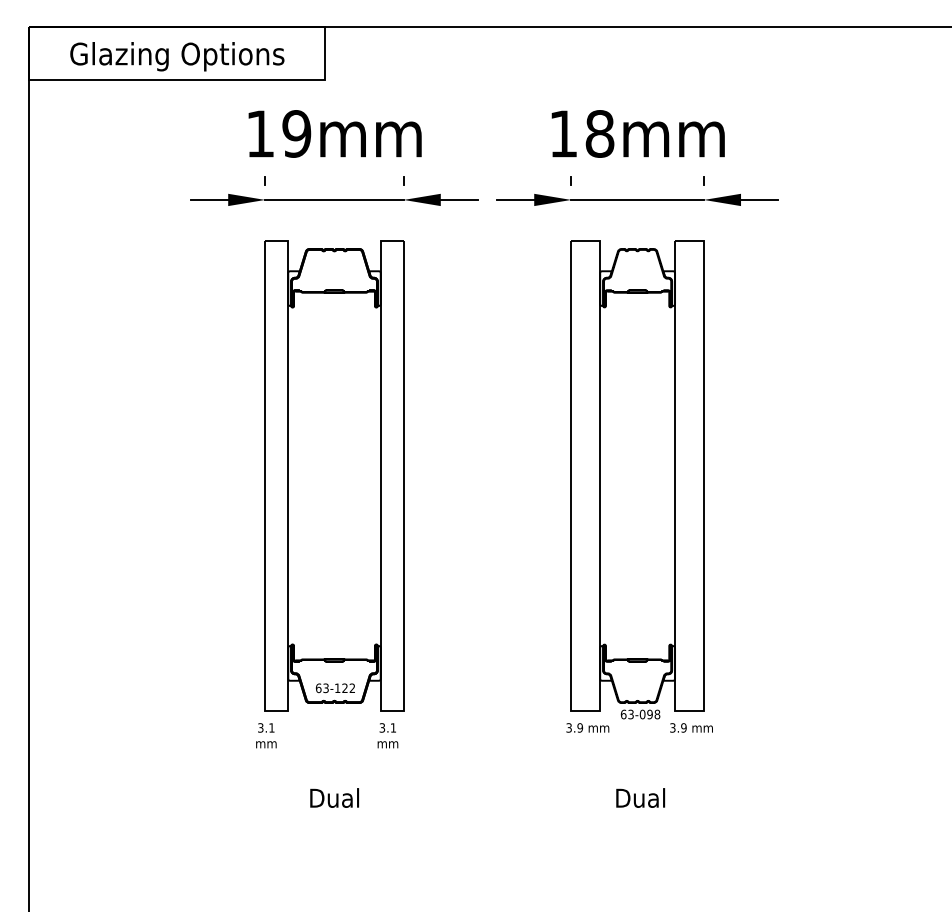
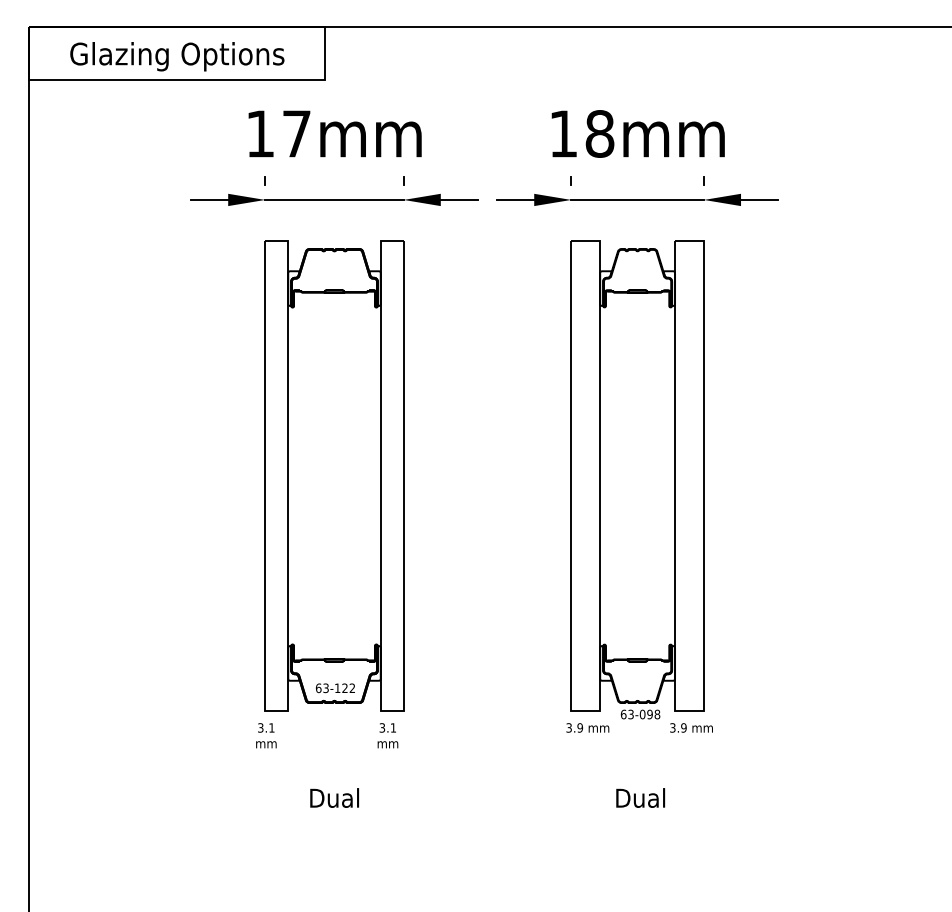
text: 19mm -> 17mm (296, 133)
